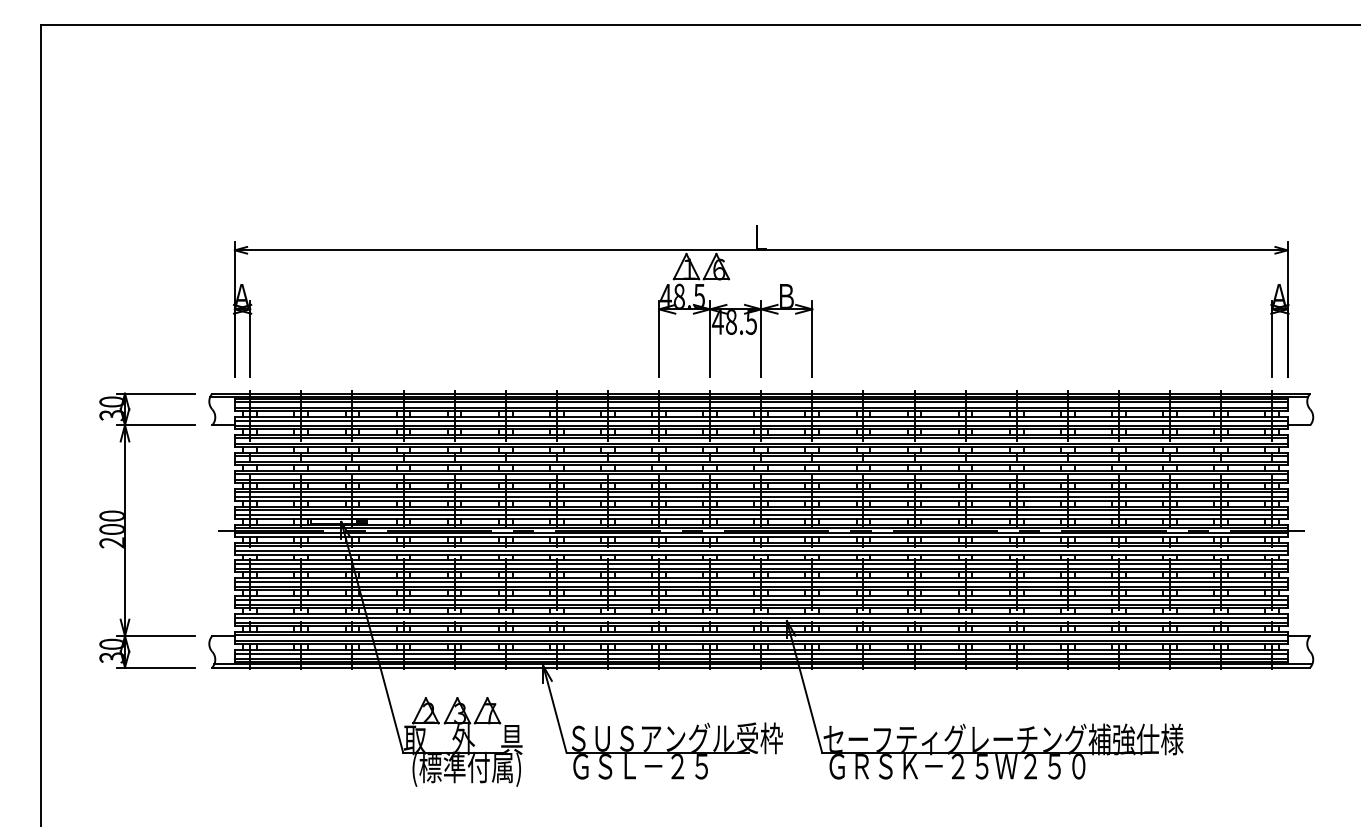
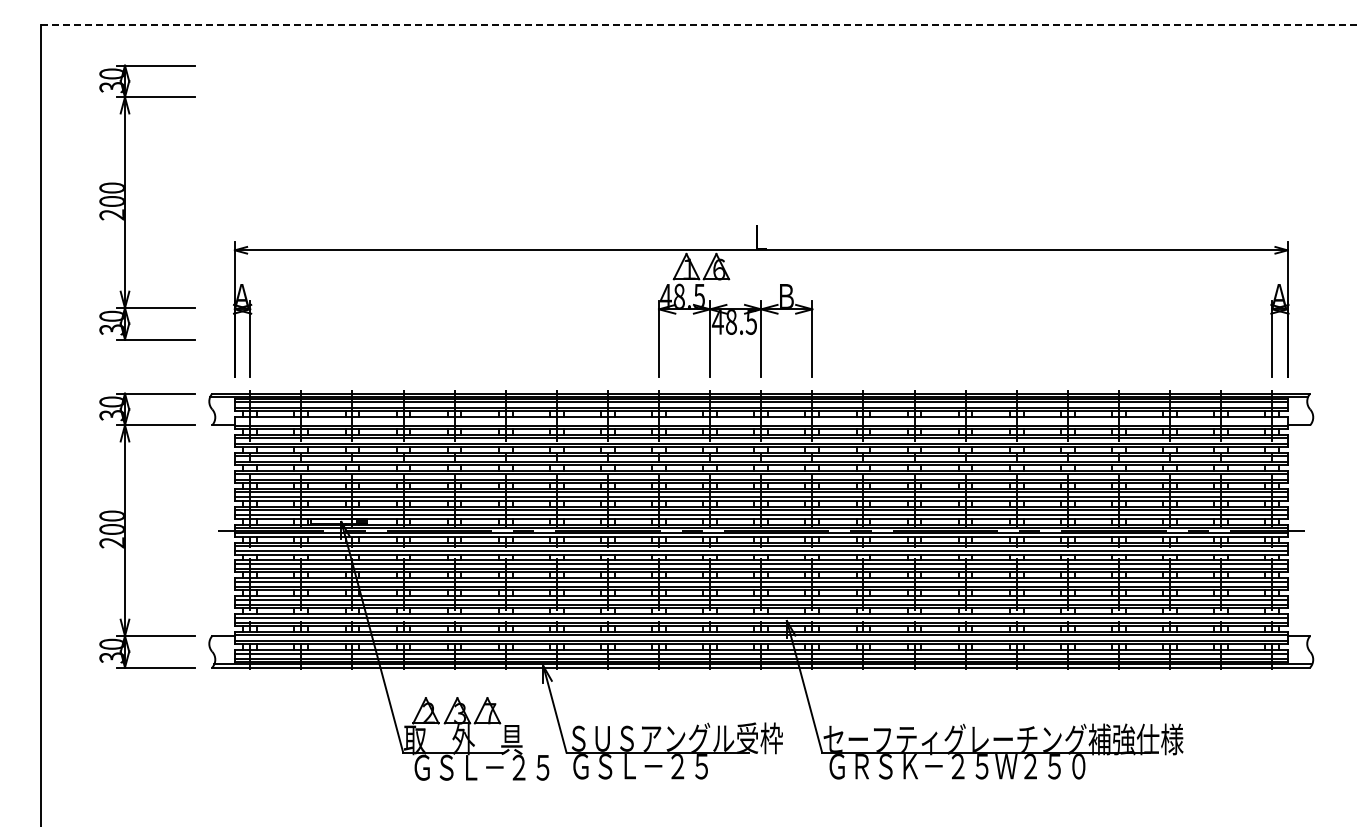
line: solid -> dashed (700, 24)
part: none -> present (125, 202)
line: present -> none (760, 420)
text: (標準付属) -> ＧＳＬ－２５ (480, 768)
